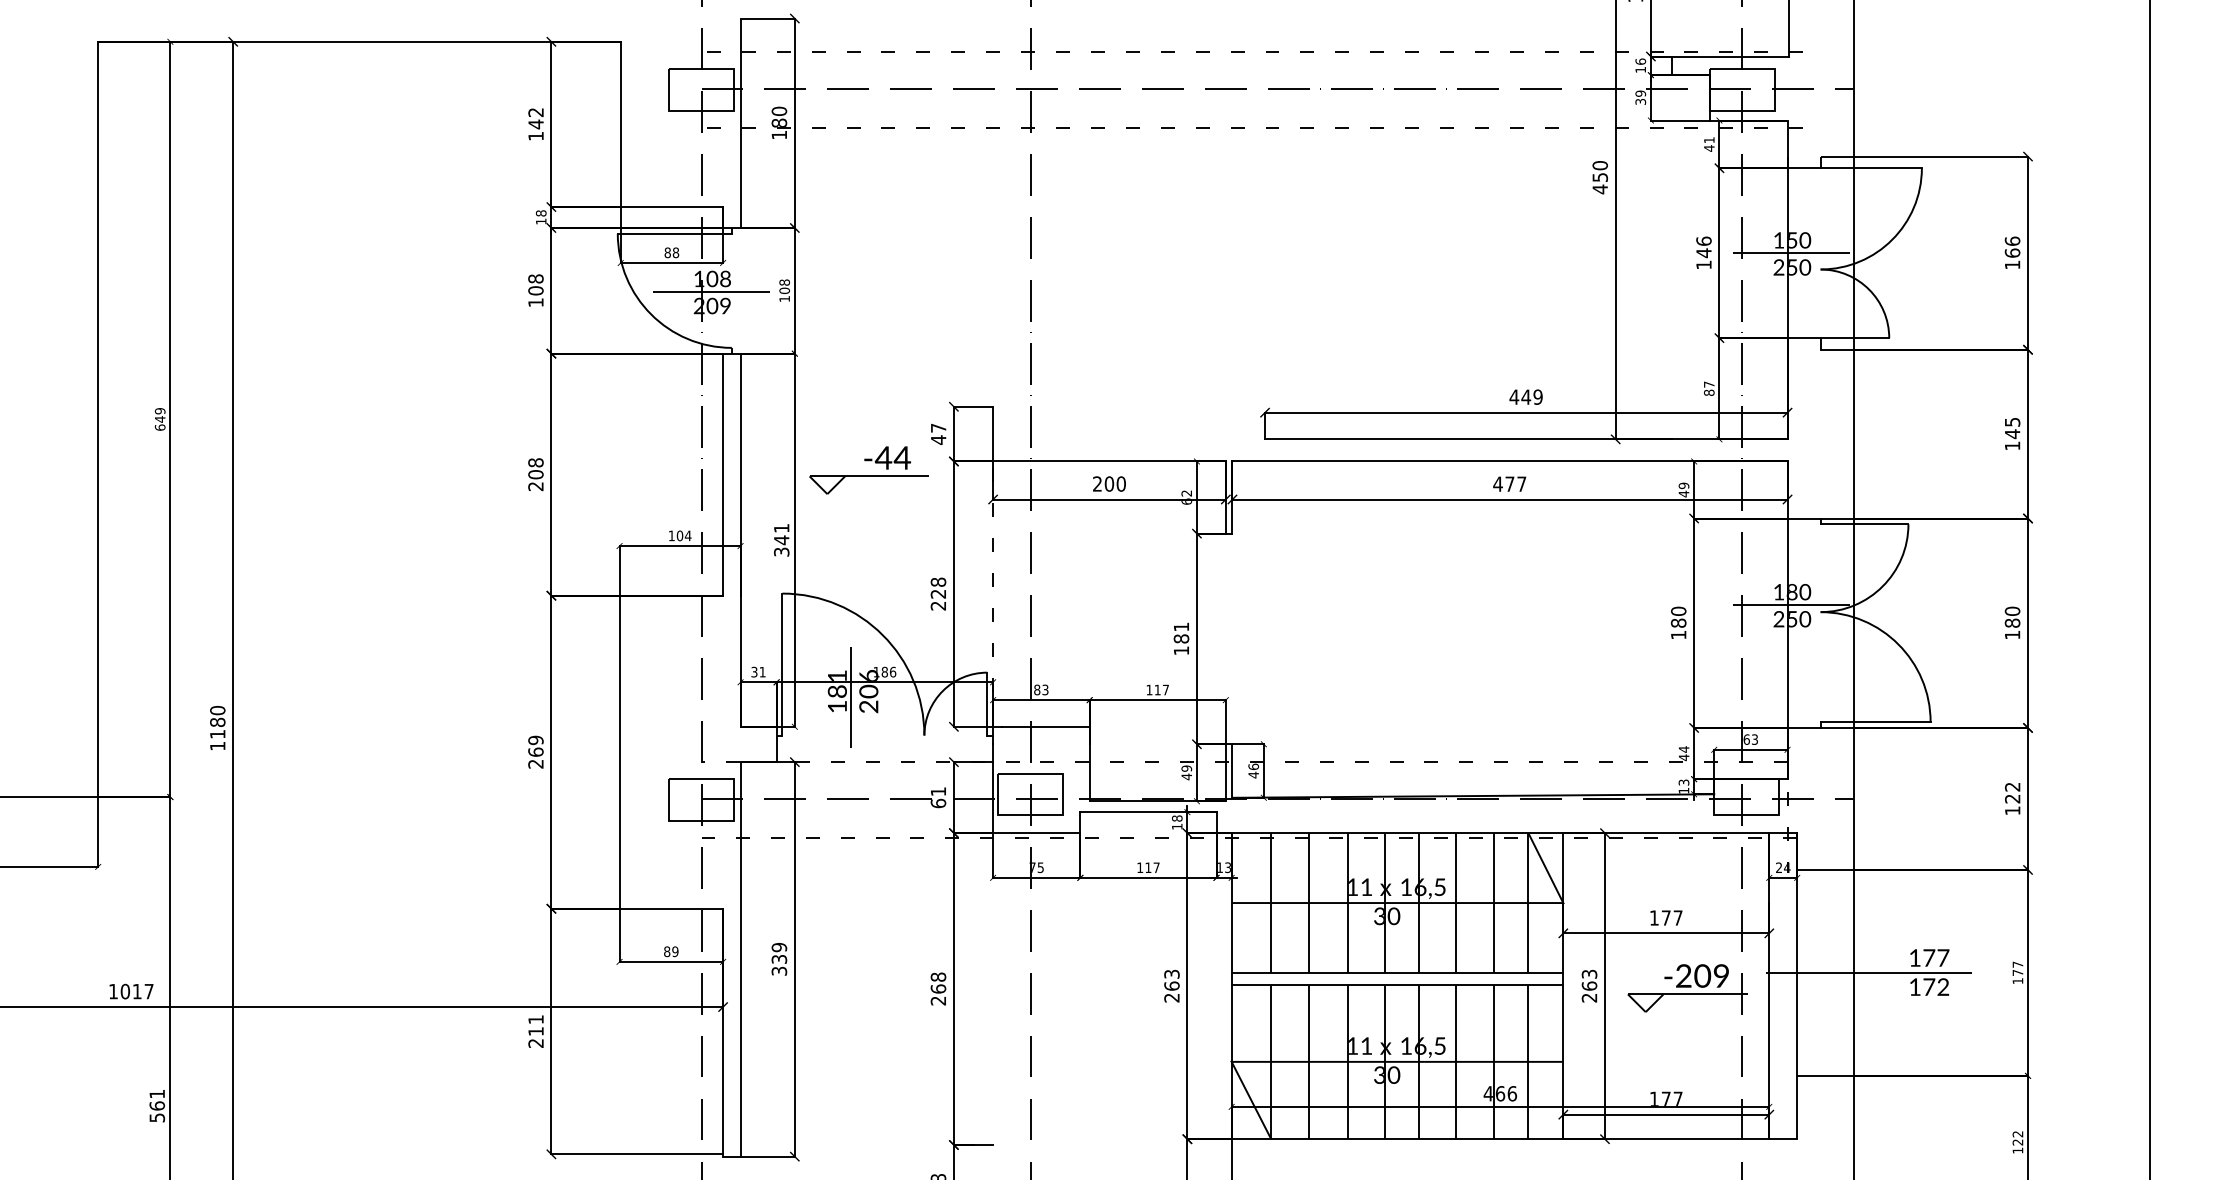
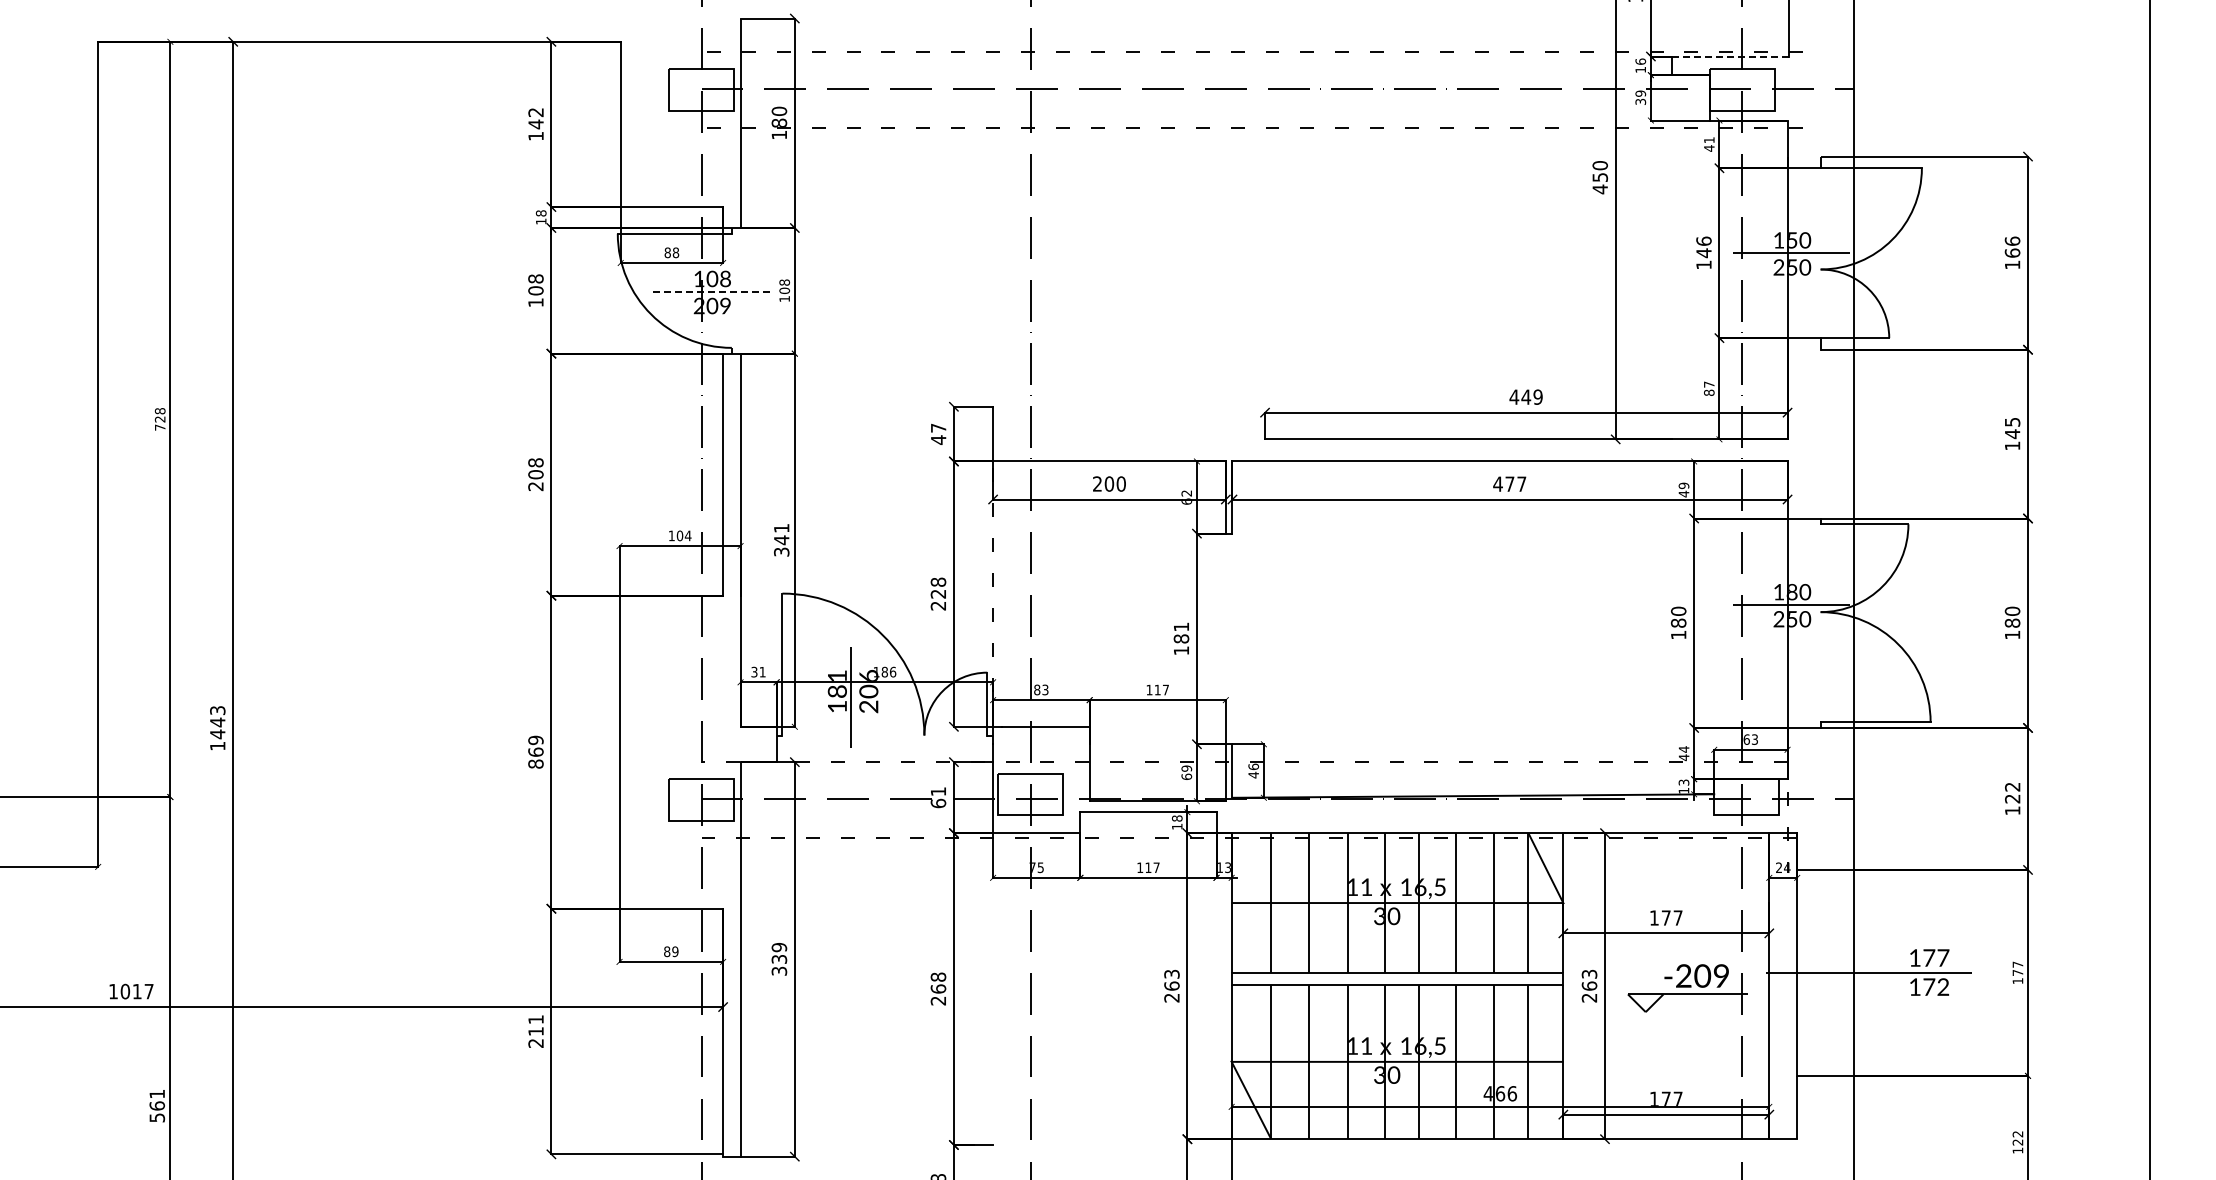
line: solid -> dashed (1730, 56)
line: solid -> dashed (711, 291)
text: 649 -> 728 (159, 419)
part: present -> none (868, 470)
text: 1180 -> 1443 (217, 722)
text: 269 -> 869 (535, 763)
text: 49 -> 69 (1186, 776)
